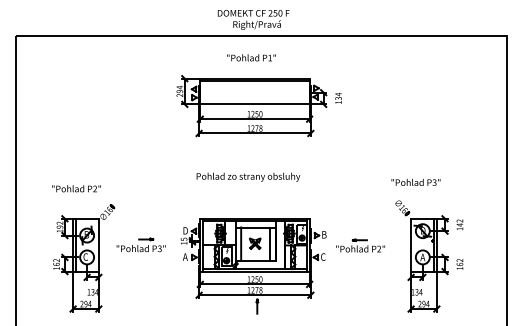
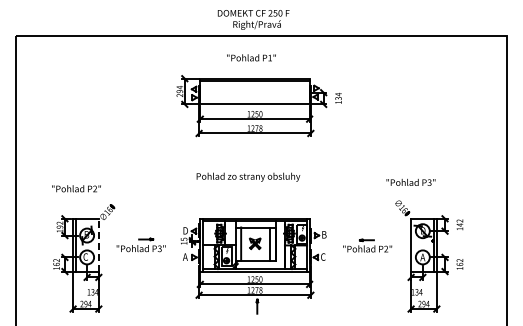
text position: (415, 181) -> (410, 181) (410, 181)
line: solid -> dashed (98, 244)
part position: (360, 245) -> (367, 245) (367, 245)
